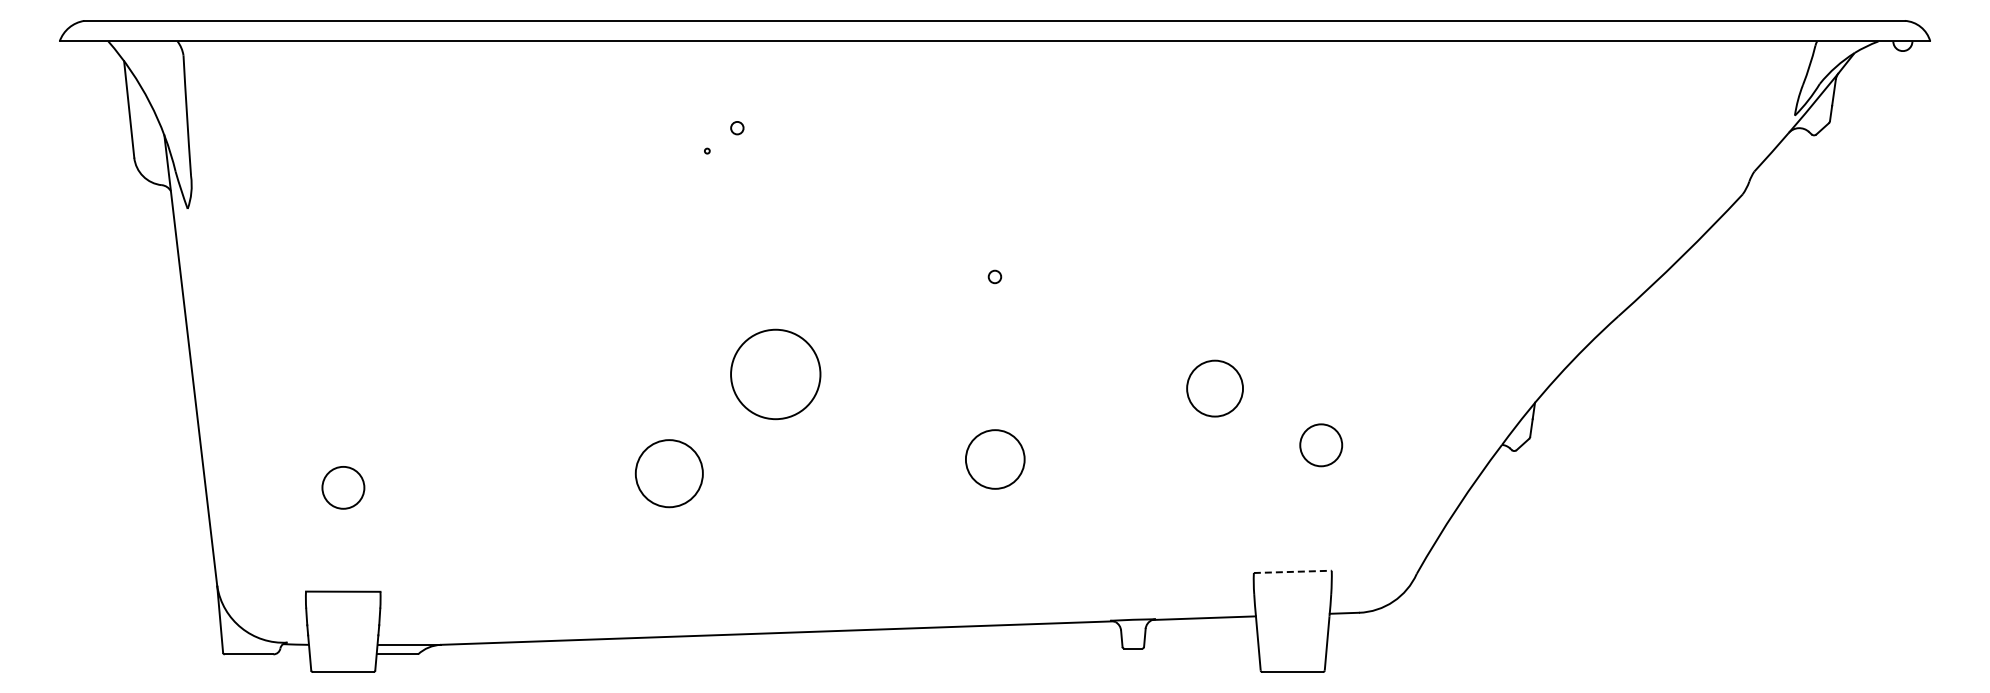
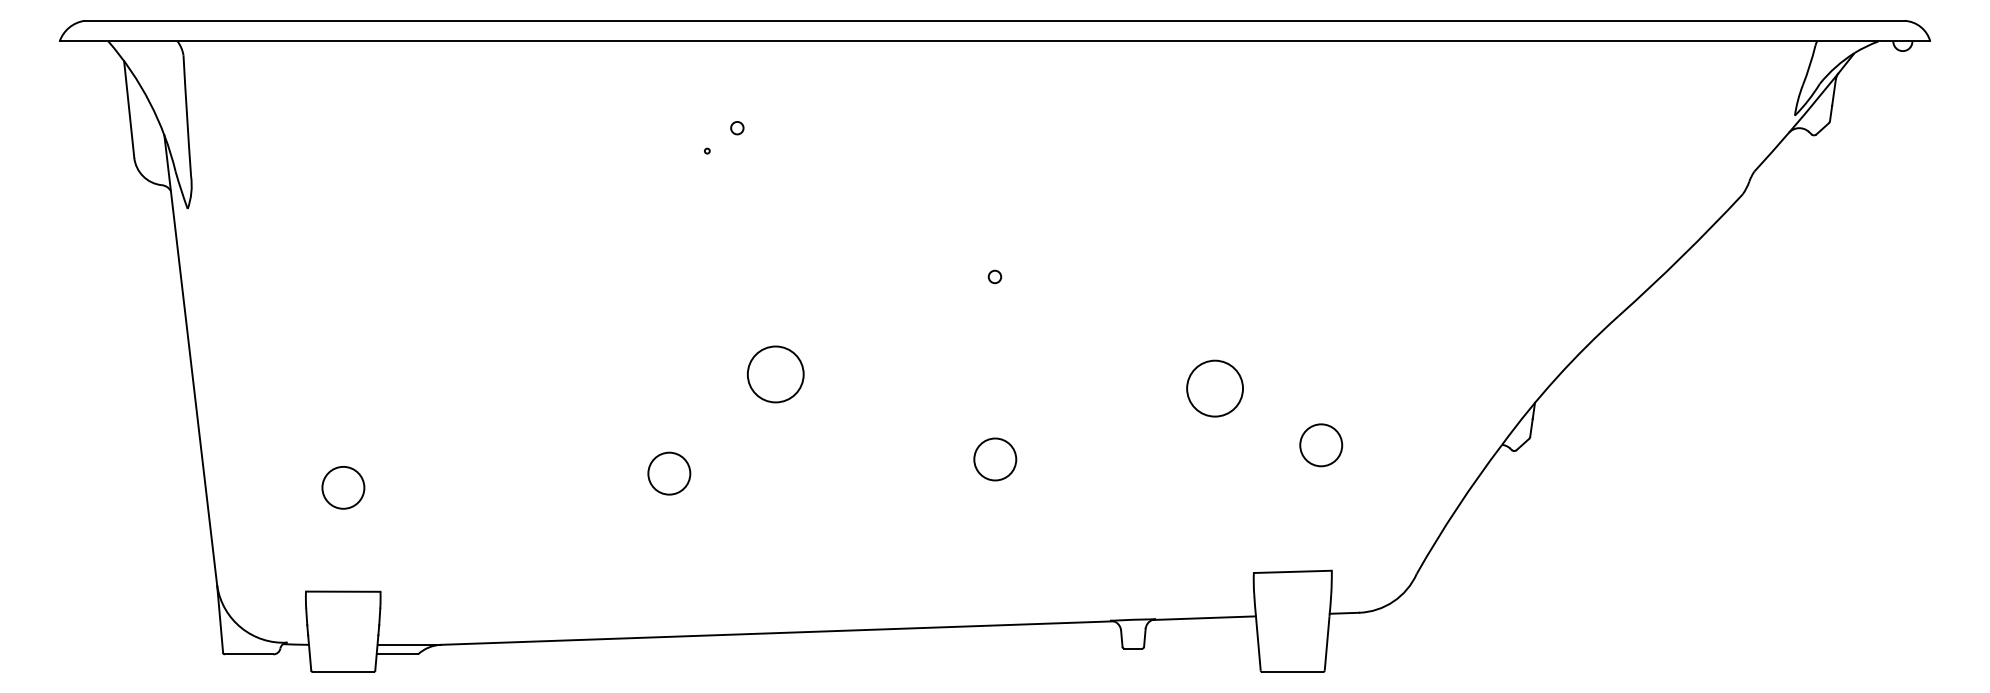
circle diameter: 89 px -> 56 px (775, 374)
circle diameter: 59 px -> 42 px (995, 459)
circle diameter: 67 px -> 42 px (669, 473)
line: dashed -> solid (1292, 571)
